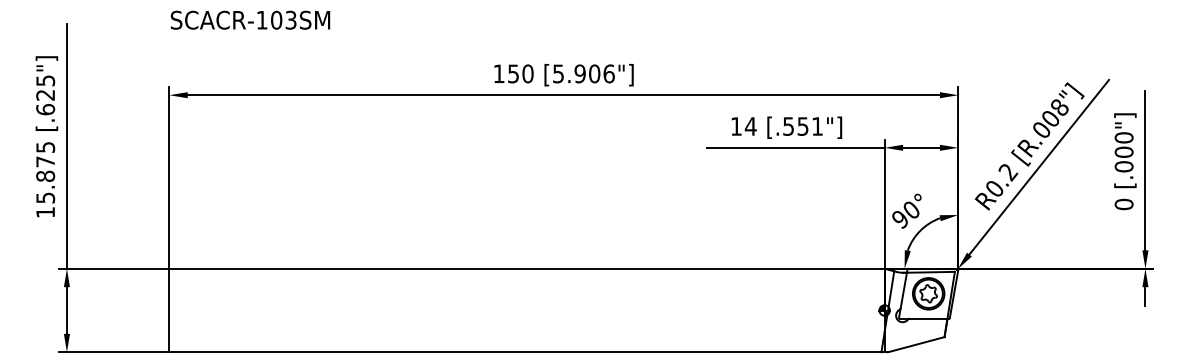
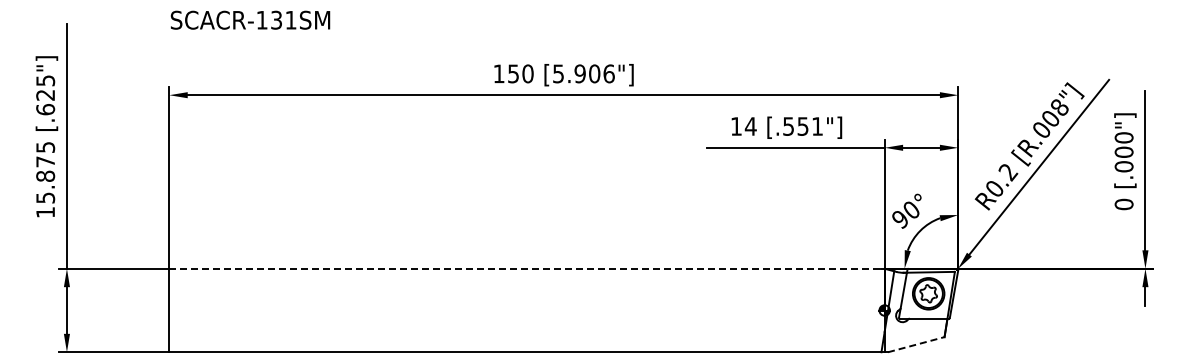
text: SCACR-103SM -> SCACR-131SM (283, 19)
line: solid -> dashed (525, 268)
line: solid -> dashed (916, 344)
